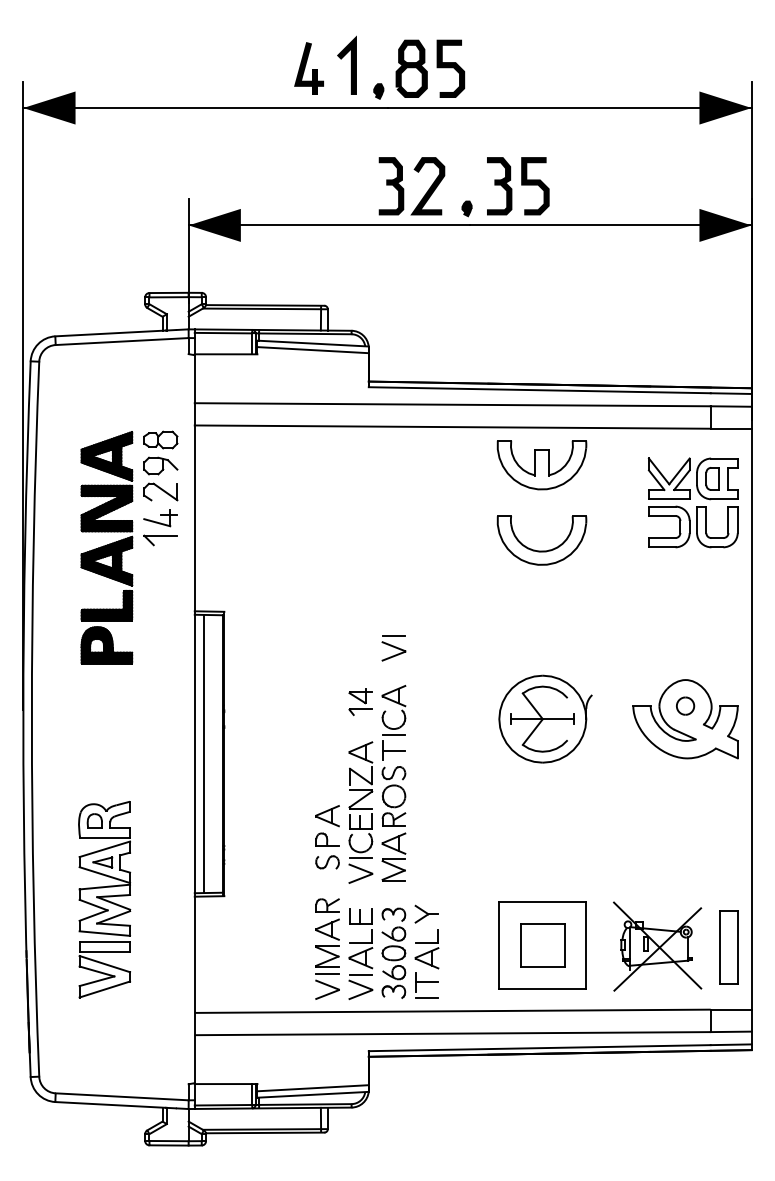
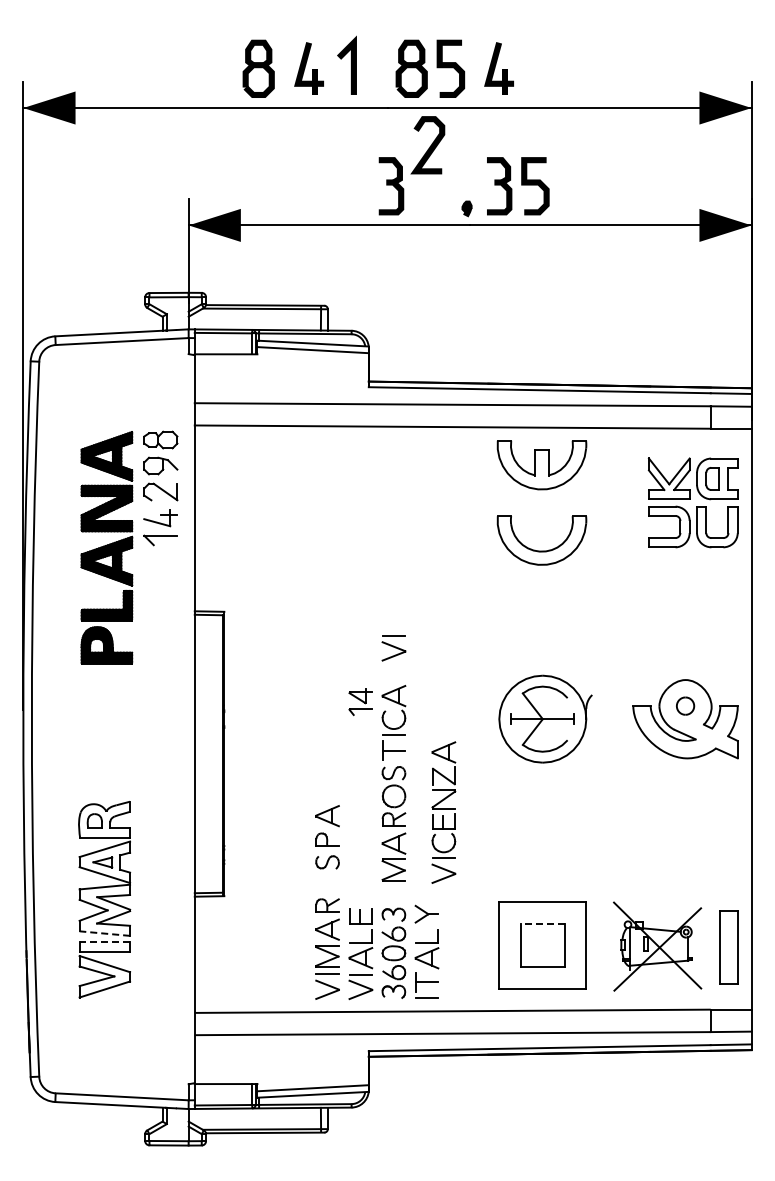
part: none -> present (258, 68)
part: none -> present (498, 68)
part: present -> none (378, 91)
curve position: (429, 187) -> (429, 146) (429, 146)
line: present -> none (203, 753)
part position: (360, 812) -> (443, 812) (443, 812)
line: solid -> dashed (542, 923)
line: solid -> dashed (104, 933)
line: solid -> dashed (104, 941)
